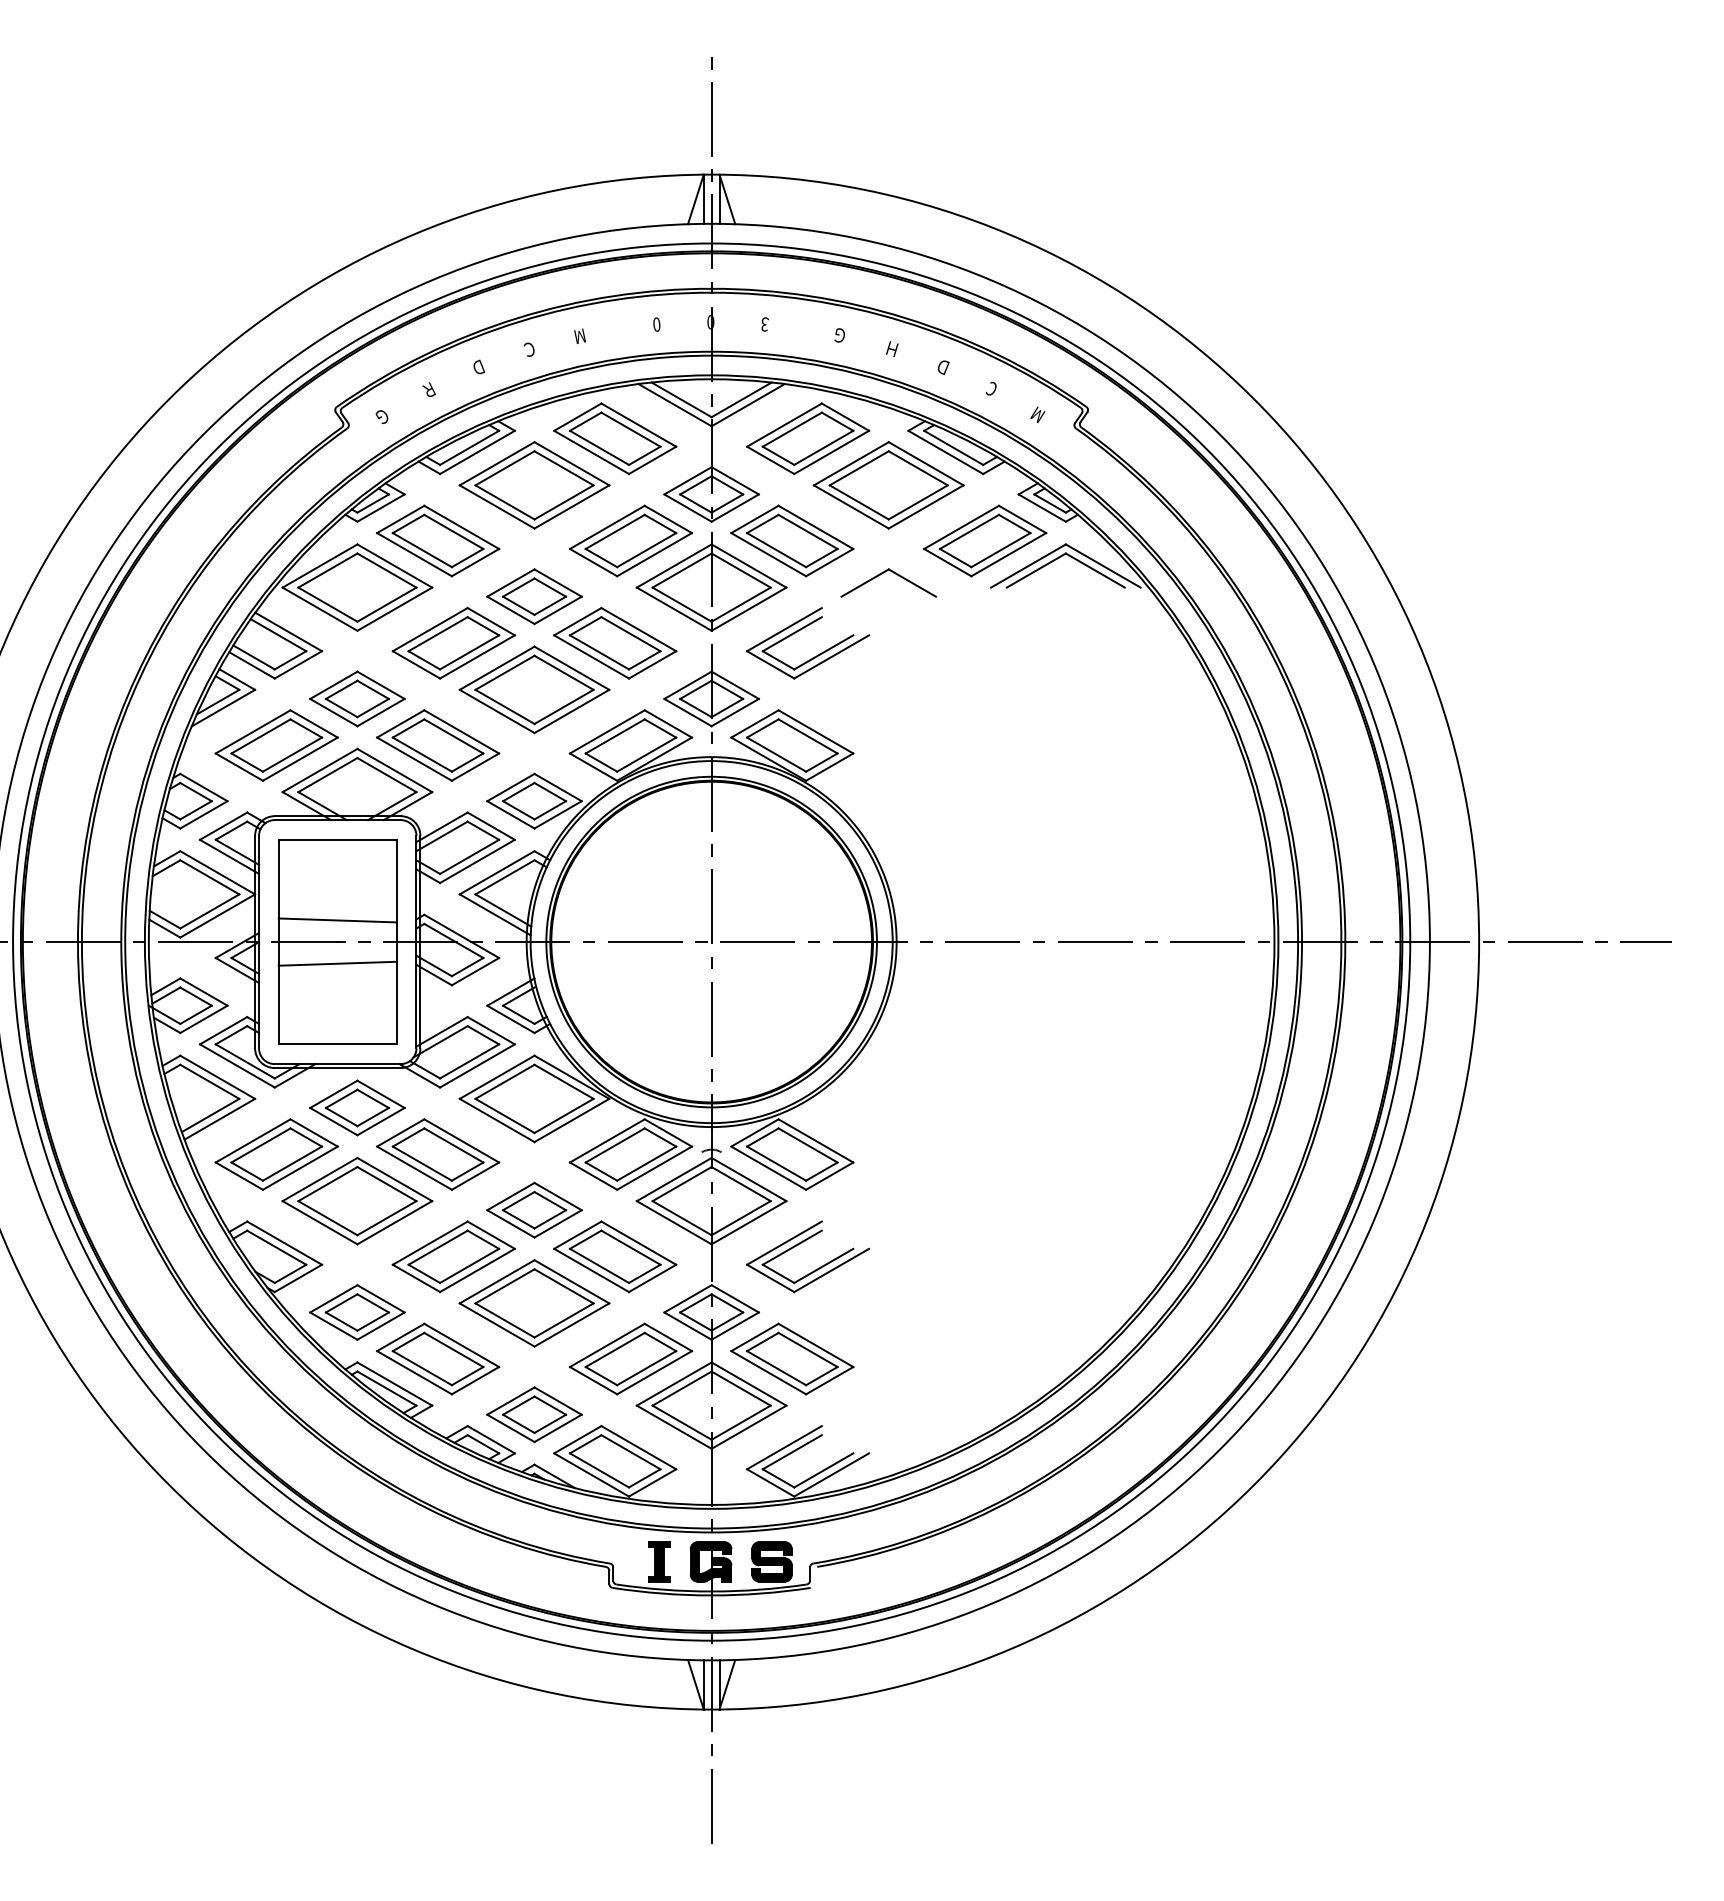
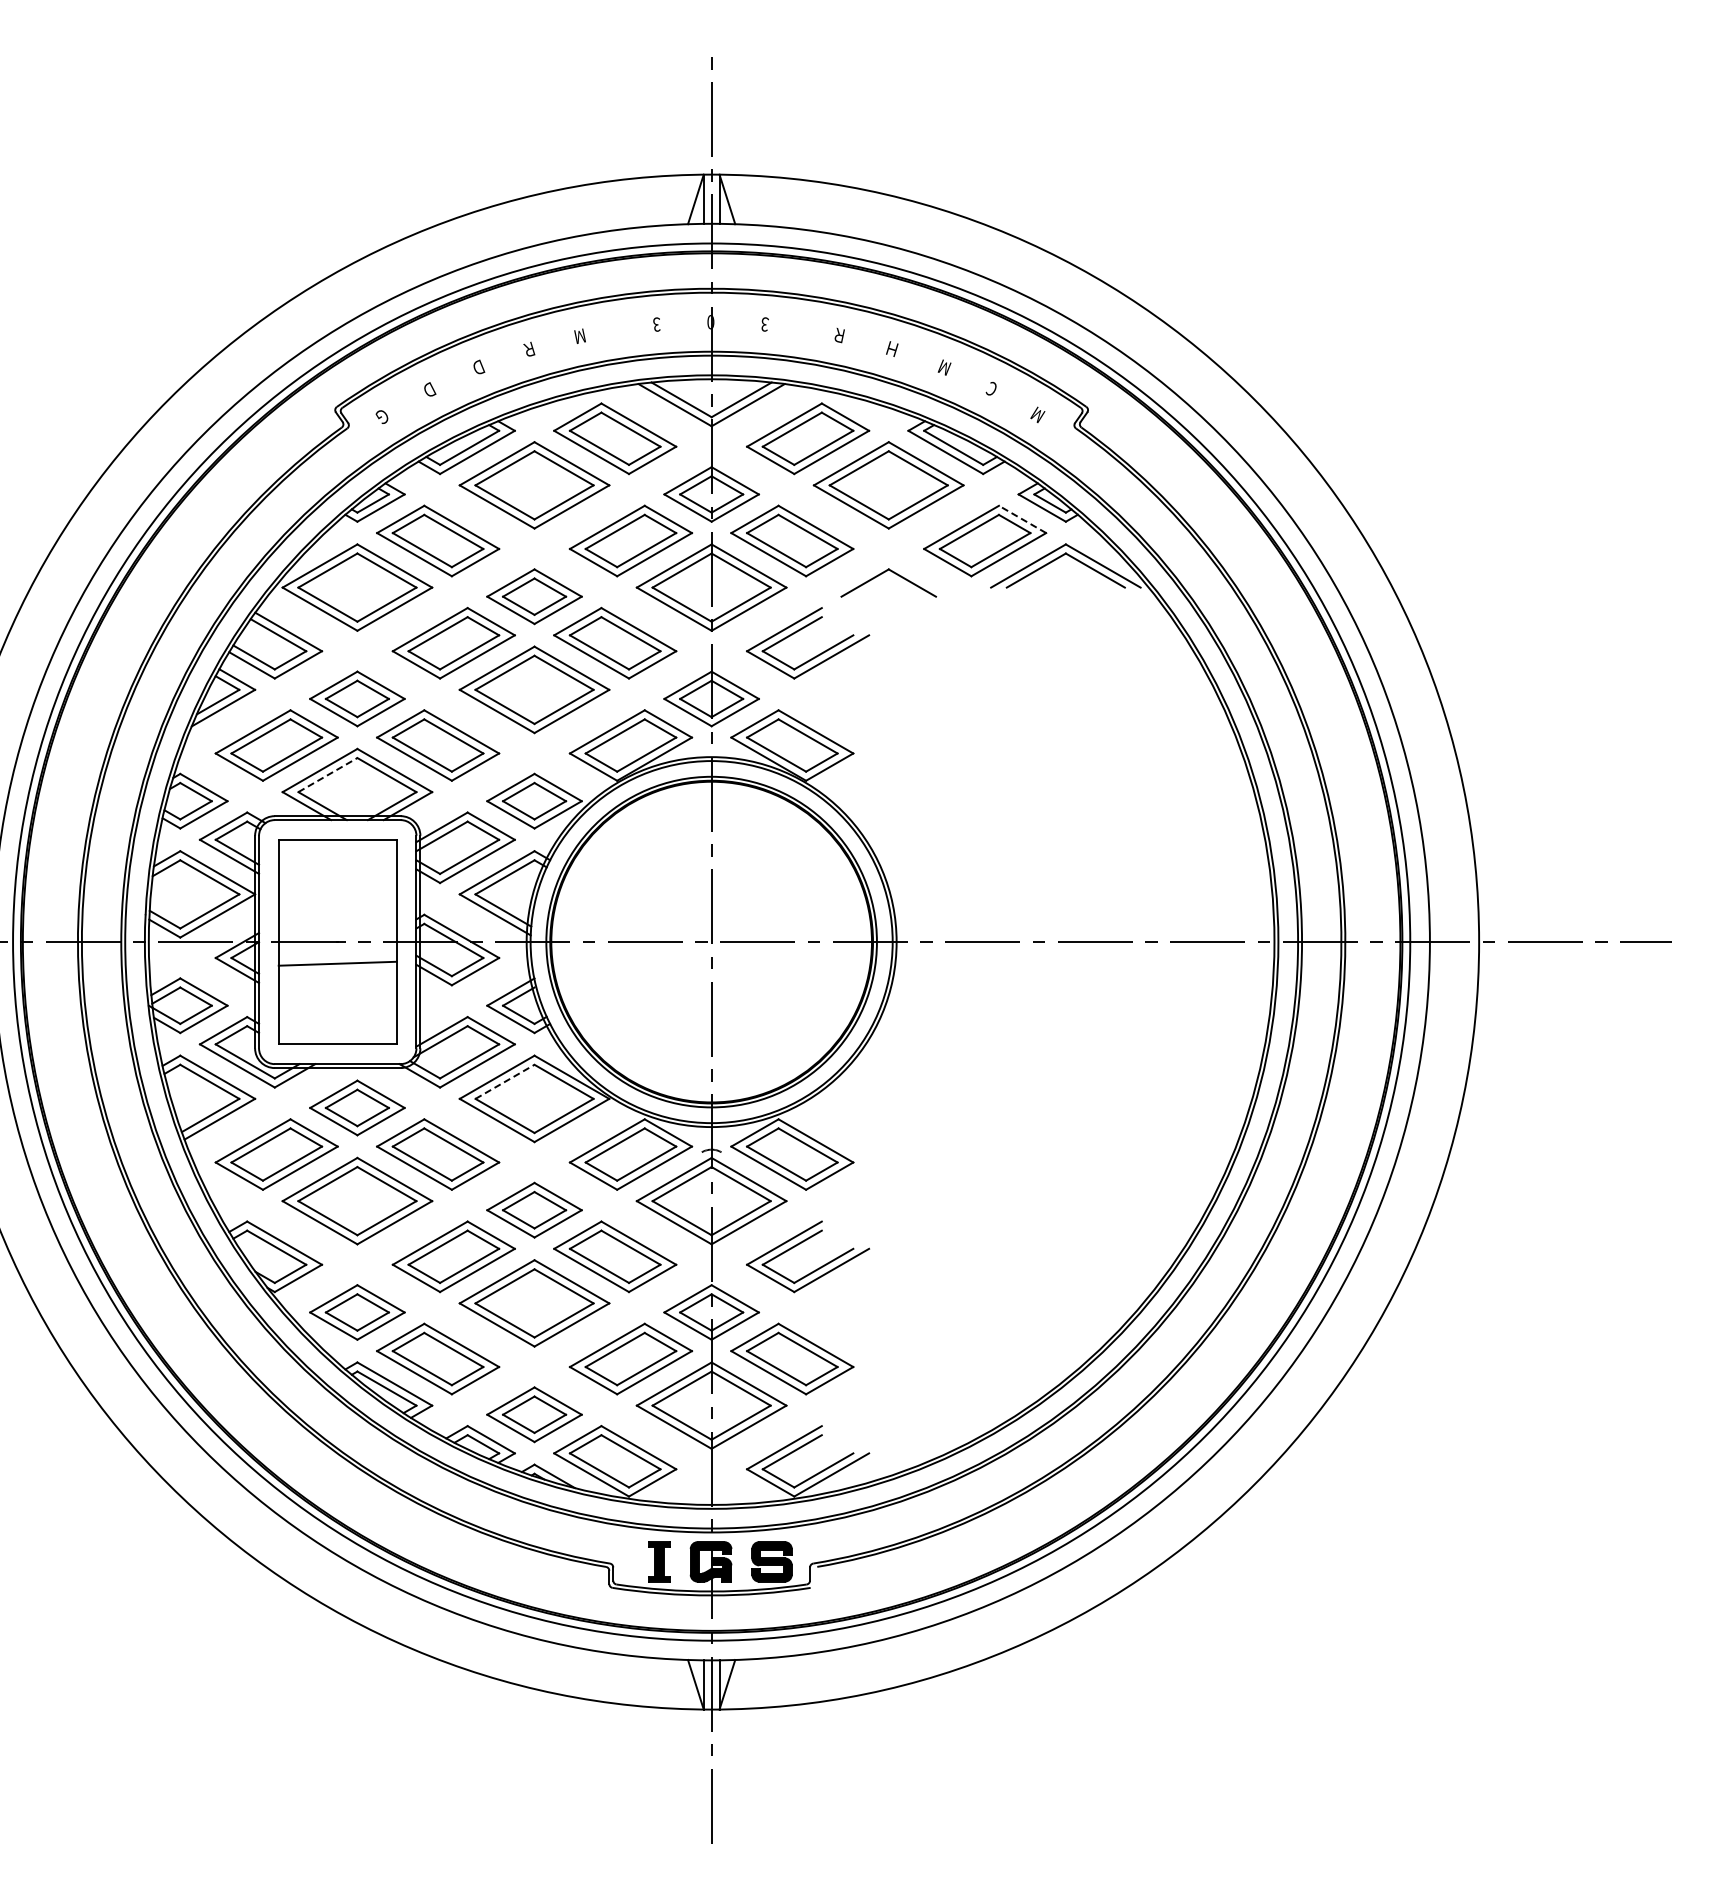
text: 0 -> 3 (656, 324)
text: Ｇ -> Ｒ (839, 335)
text: Ｃ -> Ｒ (529, 348)
text: Ｄ -> M (944, 367)
text: Ｒ -> Ｄ (429, 389)
line: solid -> dashed (1022, 519)
line: solid -> dashed (328, 774)
line: present -> none (337, 920)
line: solid -> dashed (505, 1081)
